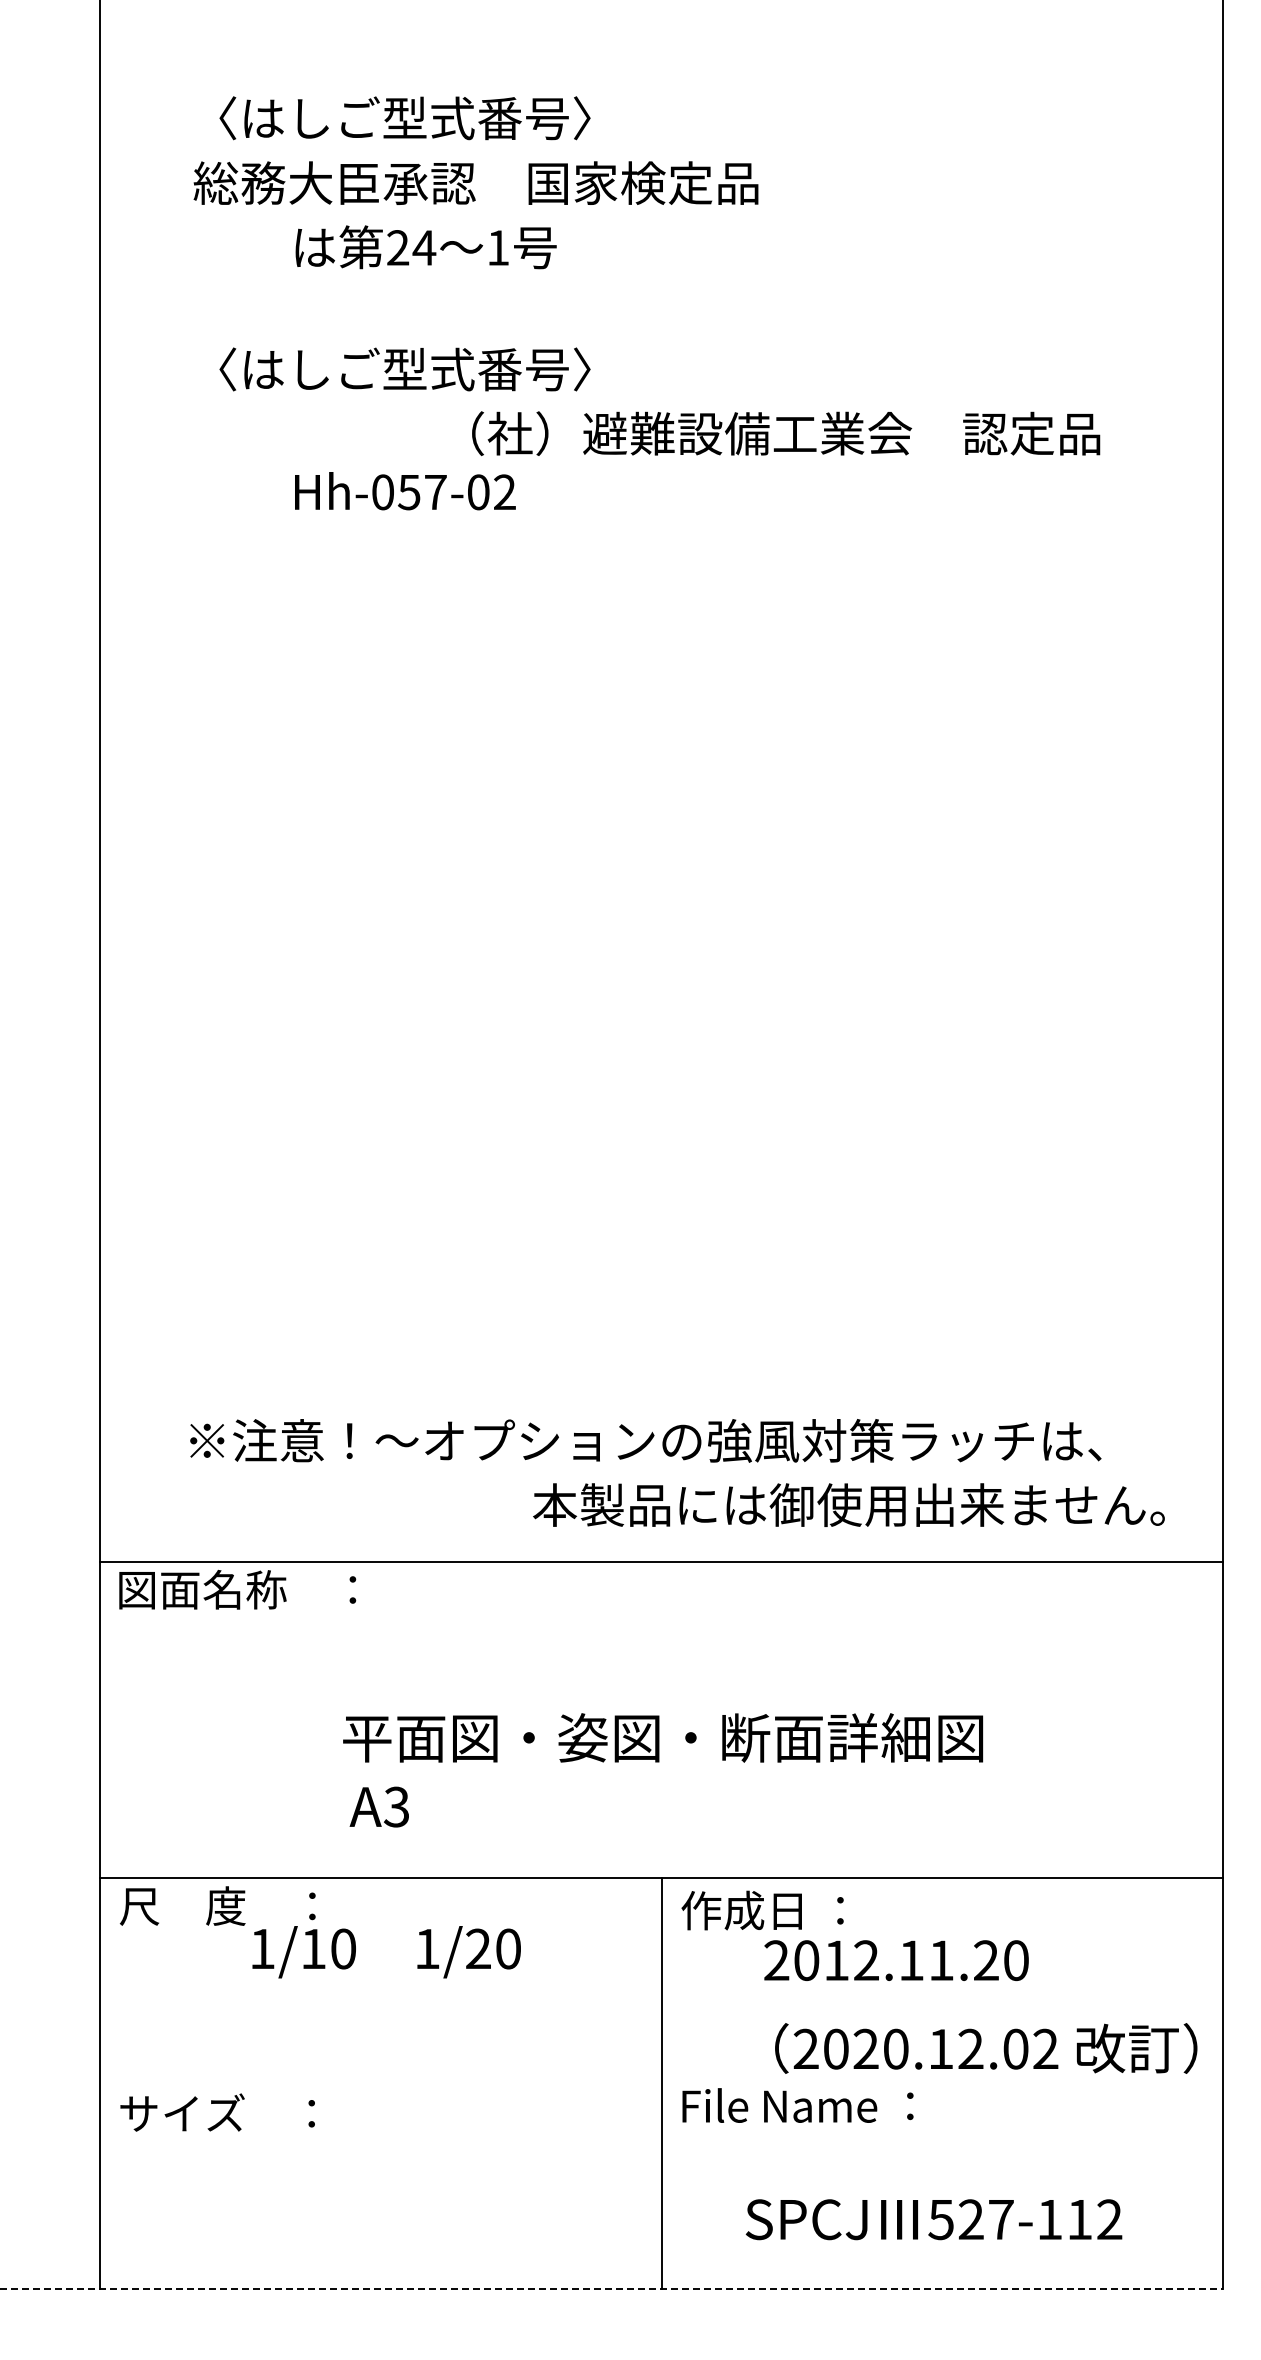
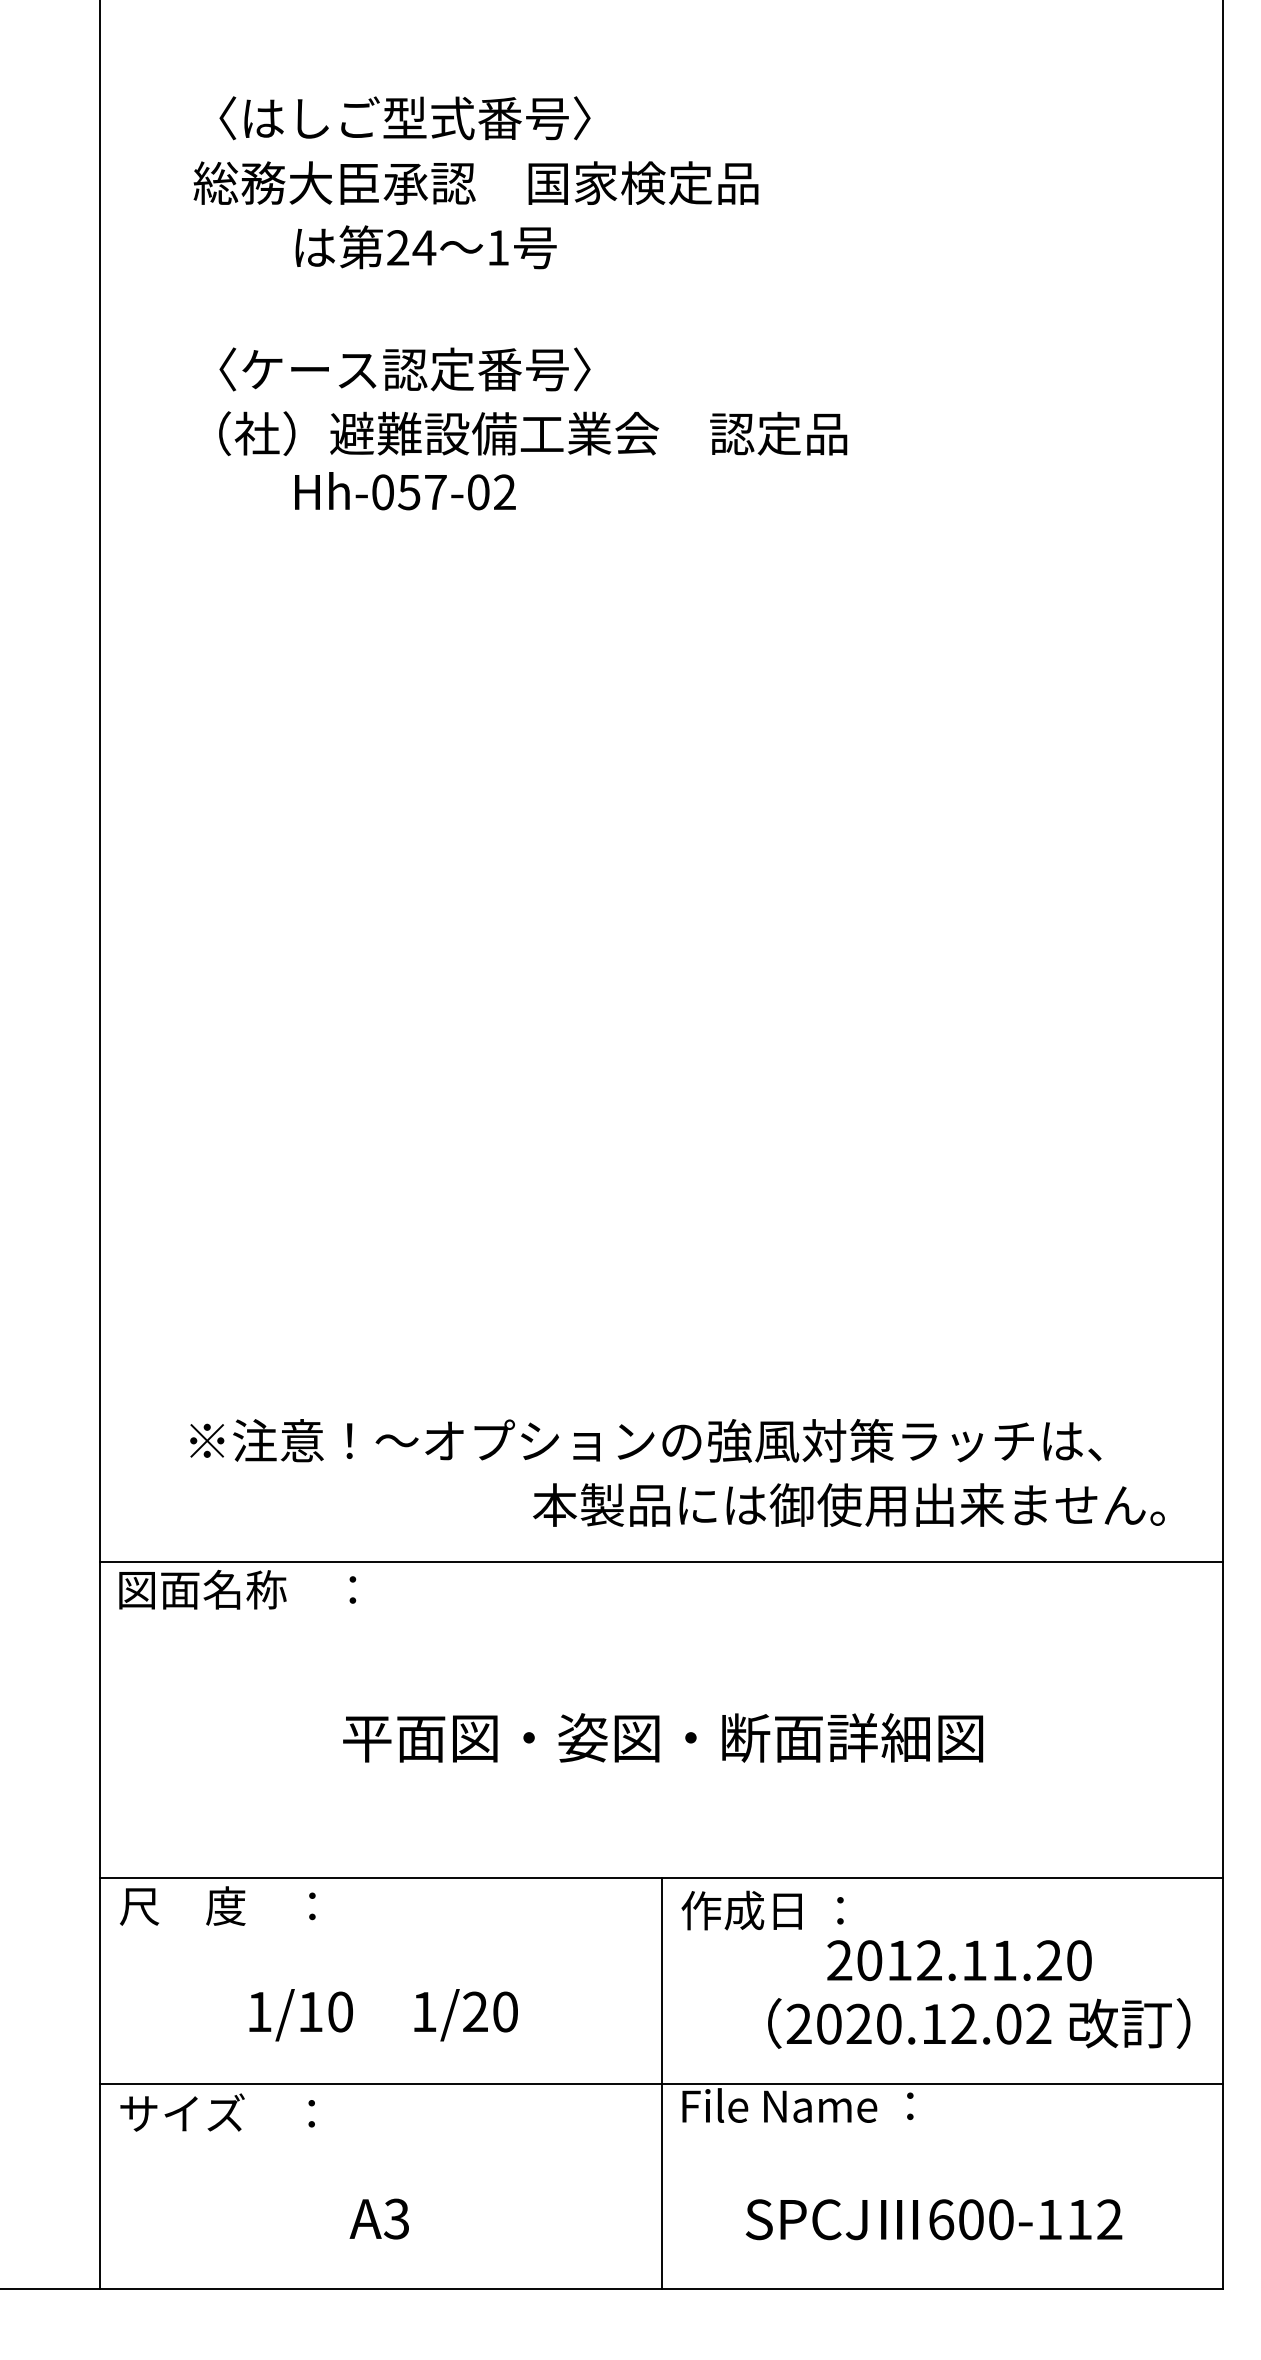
text: 〈はしご型式番号〉 -> 〈ケース認定番号〉 (358, 369)
text position: (786, 433) -> (533, 433) (533, 433)
text position: (378, 1806) -> (378, 2218) (378, 2218)
text position: (386, 1952) -> (383, 2015) (383, 2015)
text position: (896, 1960) -> (959, 1960) (959, 1960)
text position: (986, 2048) -> (979, 2023) (979, 2023)
line: none -> present (661, 2083)
text: 527-112 -> 600-112 (970, 2219)
line: dashed -> solid (612, 2289)
